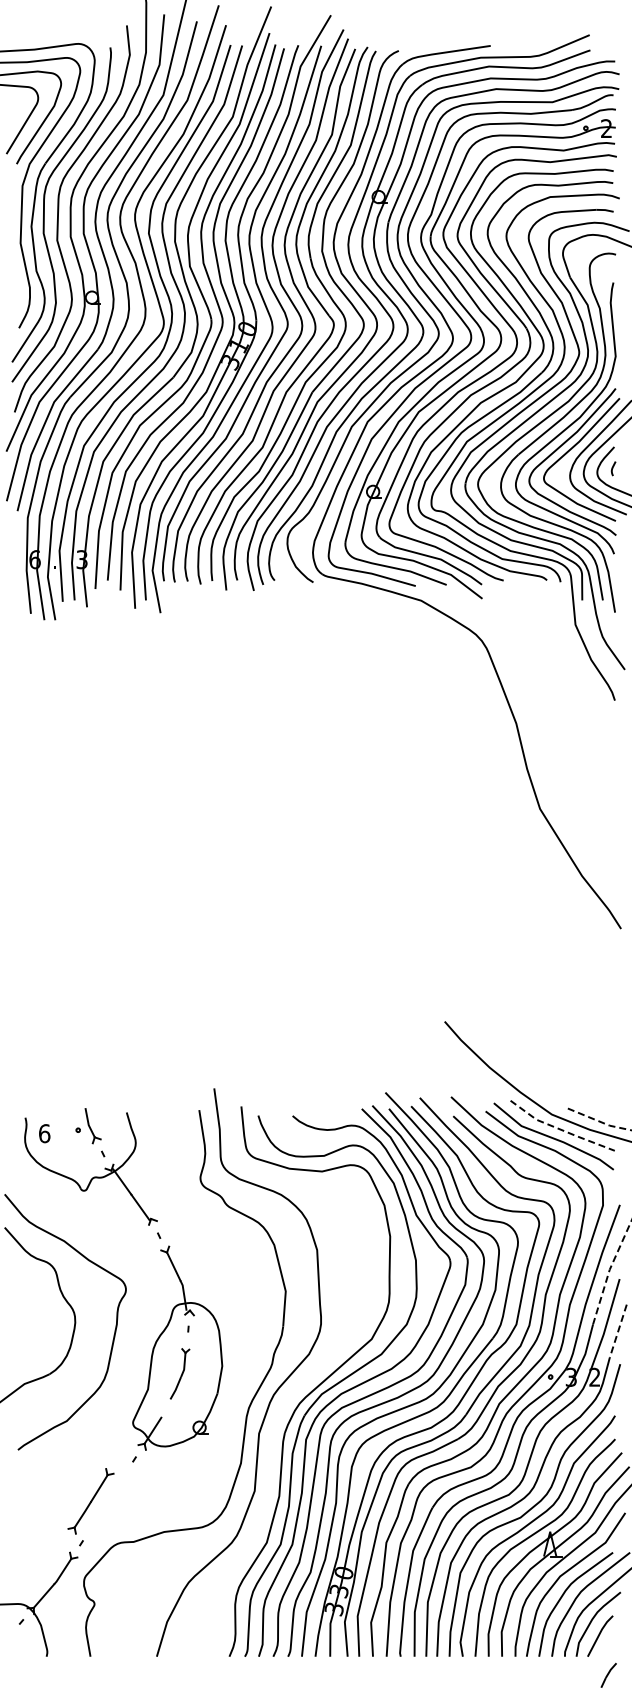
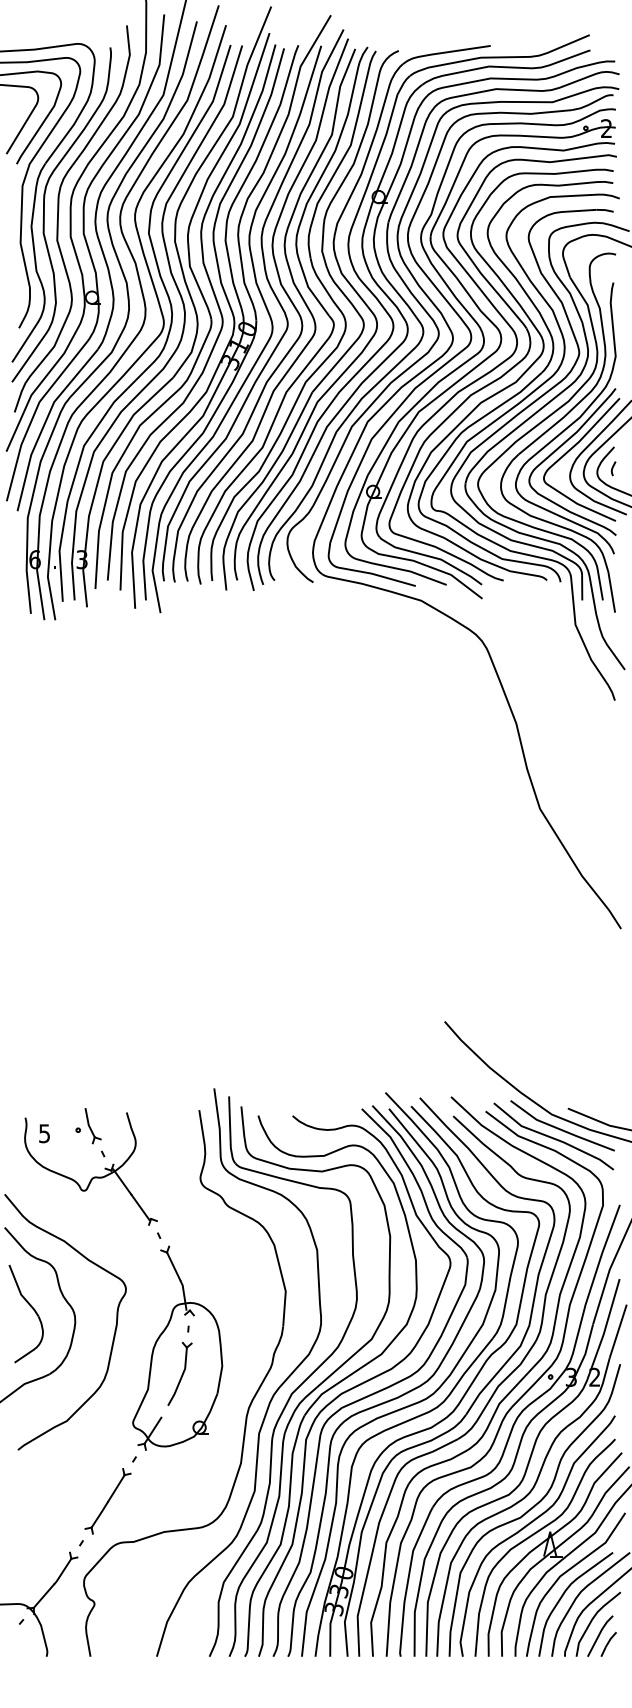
line: dashed -> solid (599, 1121)
line: dashed -> solid (560, 1129)
text: 6 -> 5 (44, 1133)
line: dashed -> solid (609, 1270)
part: none -> present (31, 1308)
line: dashed -> solid (618, 1331)
part size: 22x52 px -> 26x64 px (179, 1373)
part: none -> present (295, 1388)
part position: (90, 1501) -> (107, 1501) (107, 1501)
part position: (608, 1674) -> (608, 1643) (608, 1643)
